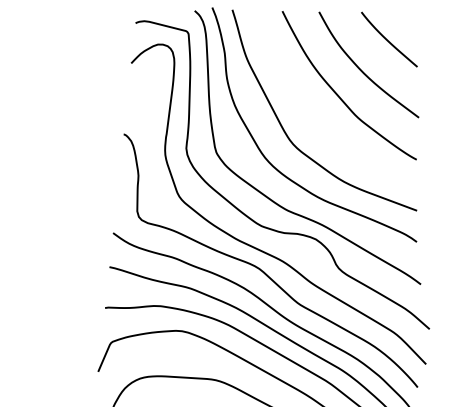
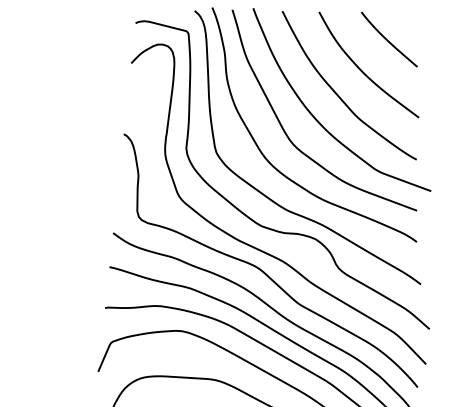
curve: none -> present (319, 121)
